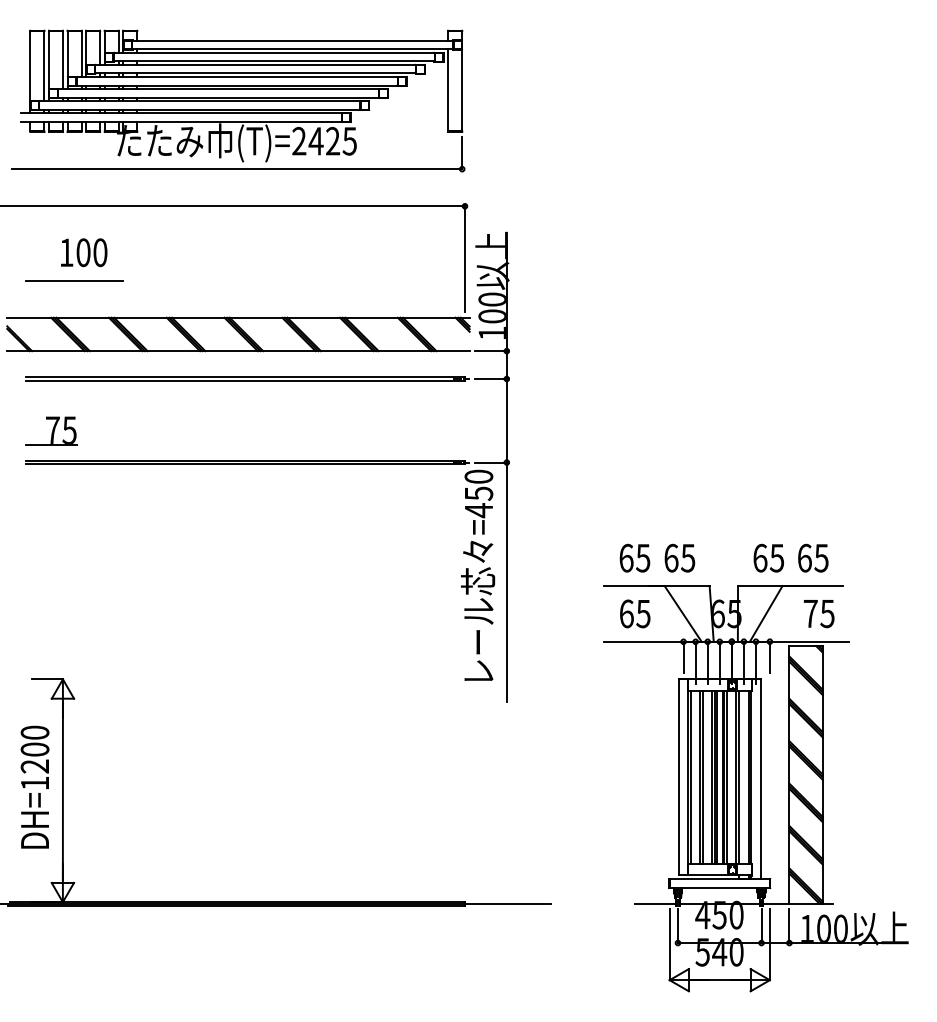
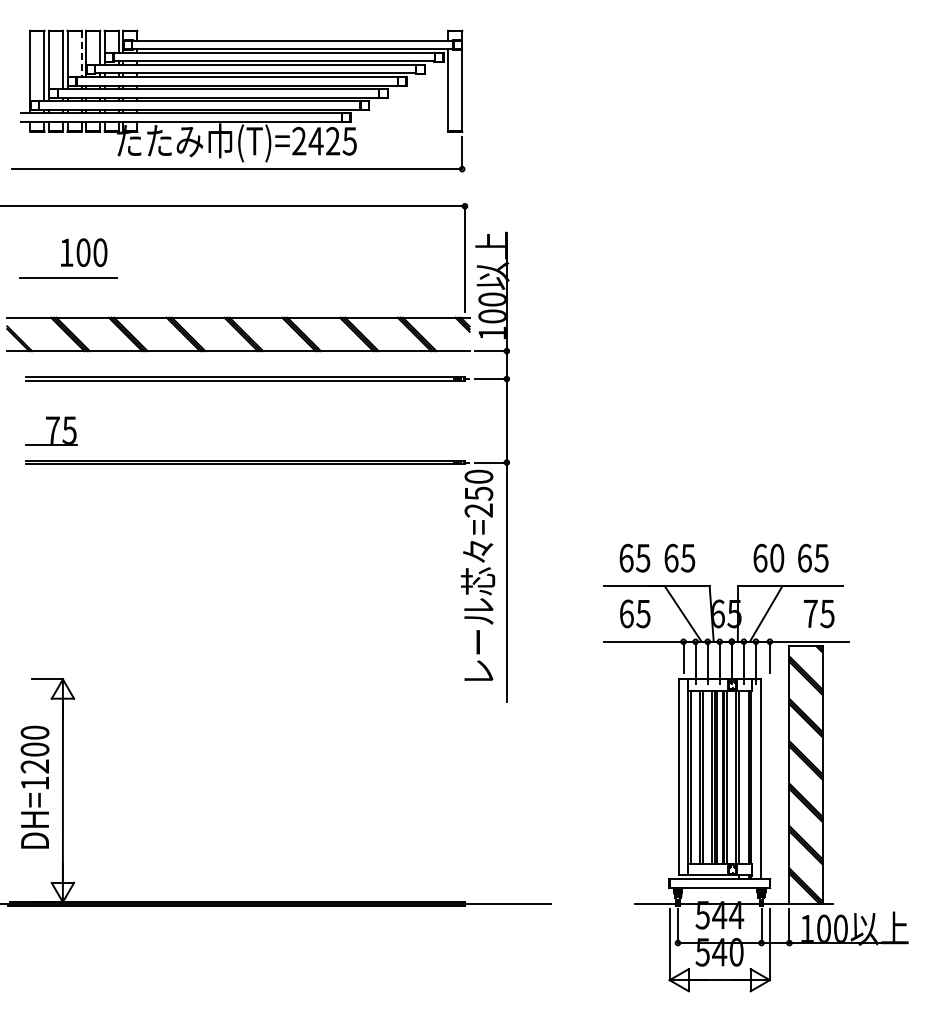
line: solid -> dashed (81, 54)
line position: (74, 280) -> (68, 277) (68, 277)
text: =450 -> =250 (478, 510)
text: 65 -> 60 (777, 557)
text: 450 -> 544 (719, 914)
